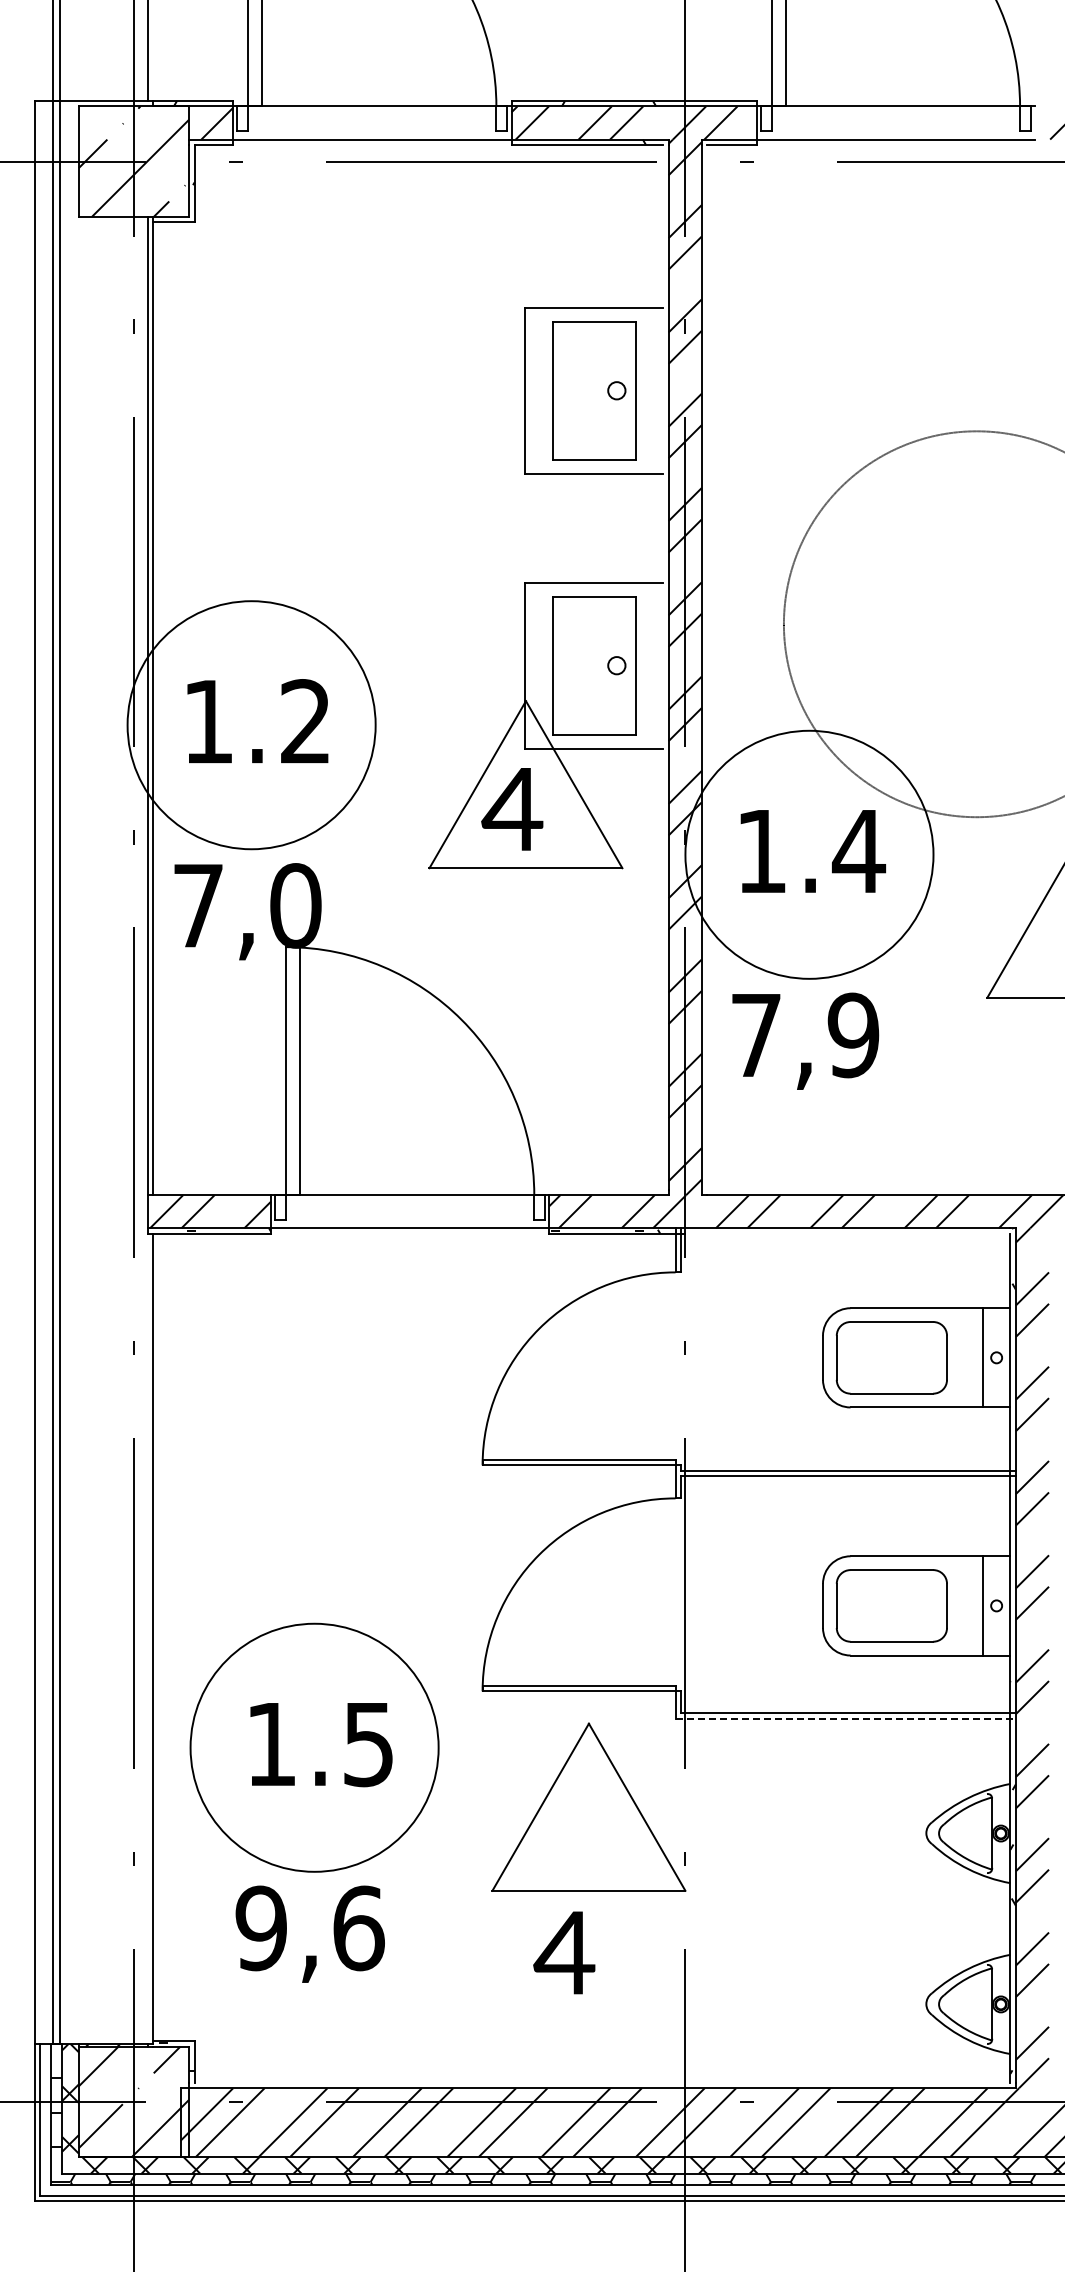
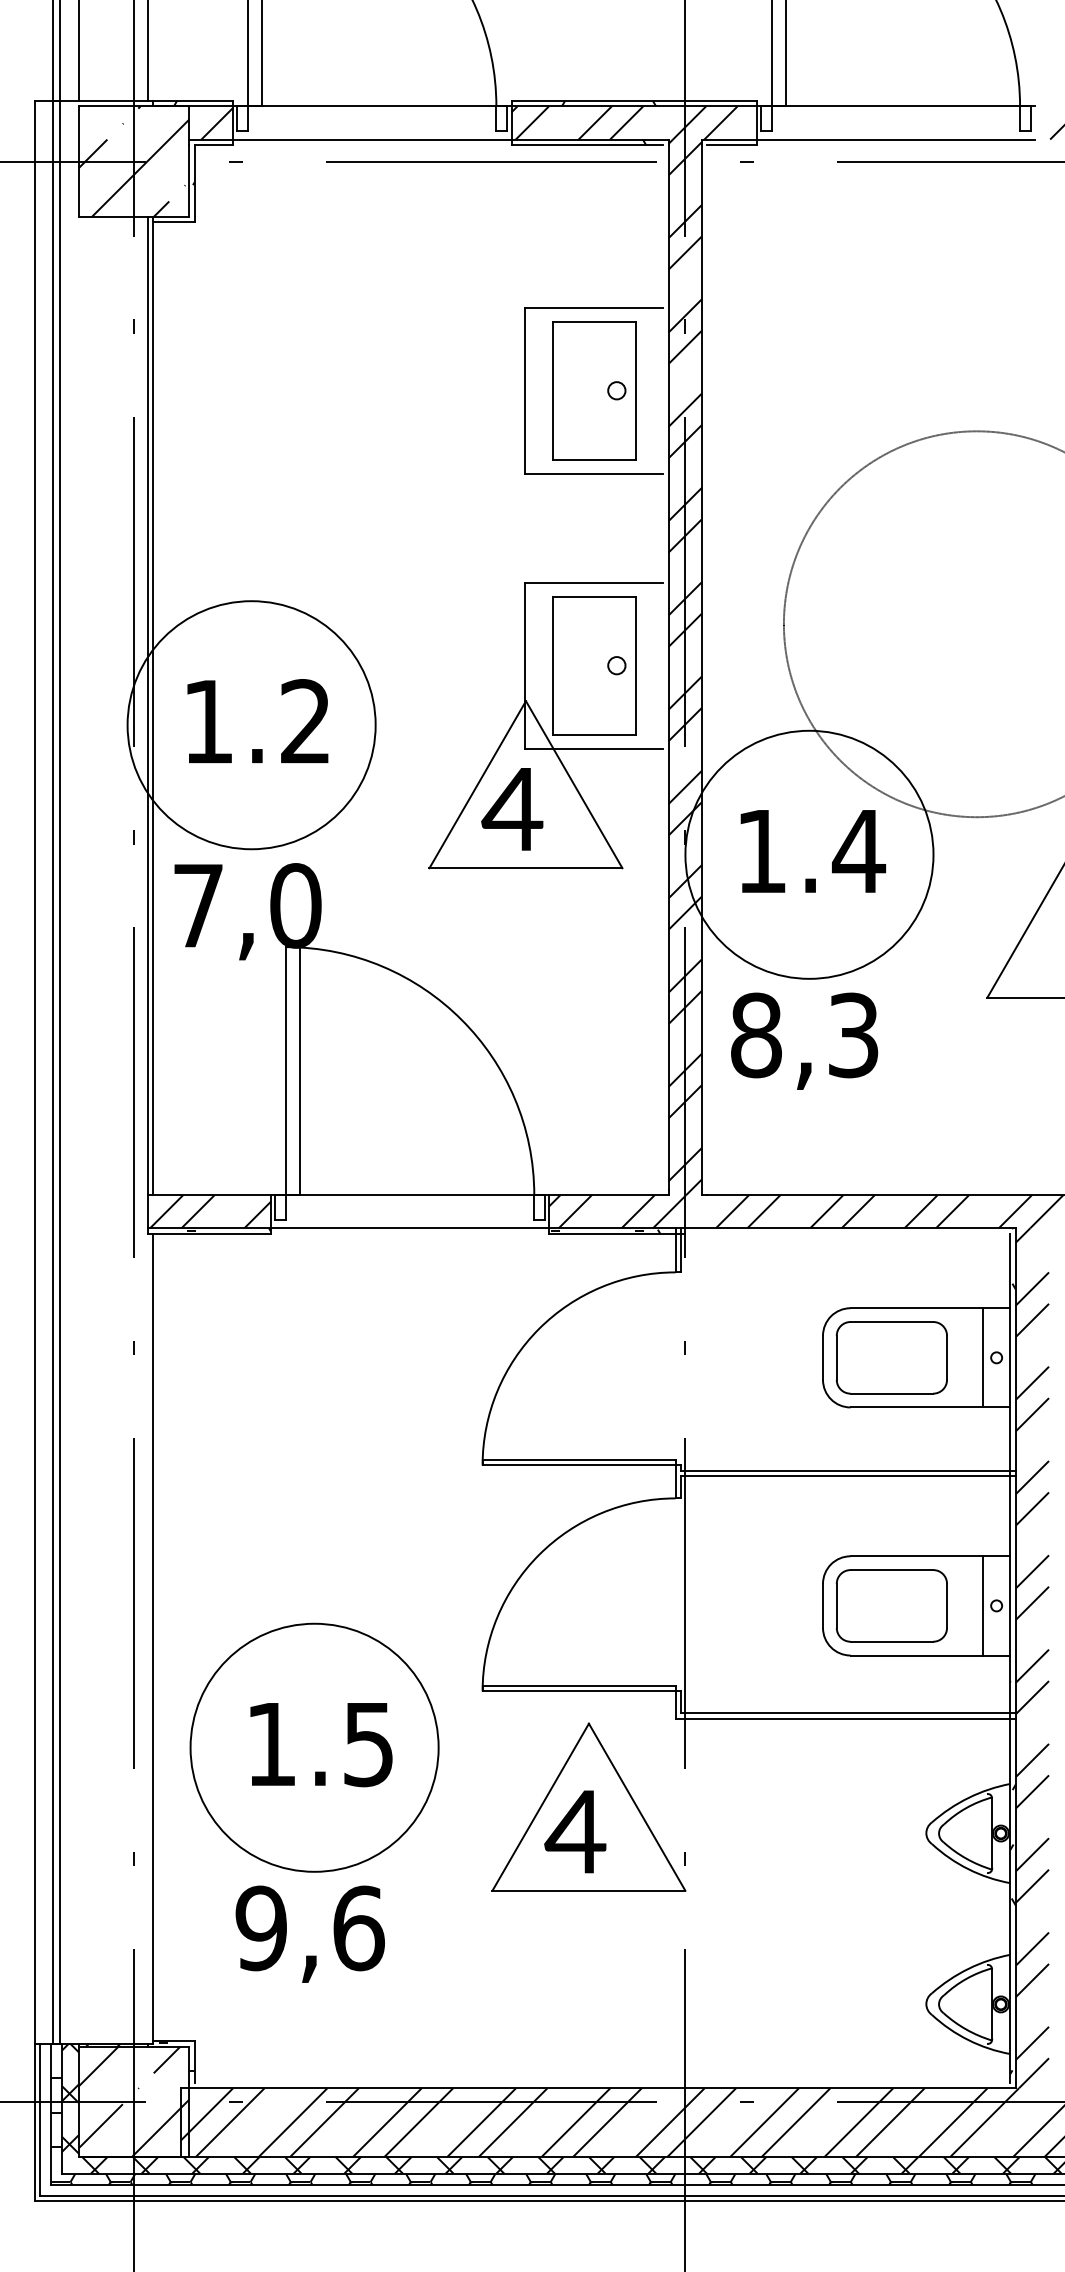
line: none -> present (78, 51)
text: 7,9 -> 8,3 (805, 1035)
line: dashed -> solid (846, 1718)
text position: (564, 1952) -> (575, 1831) (575, 1831)
